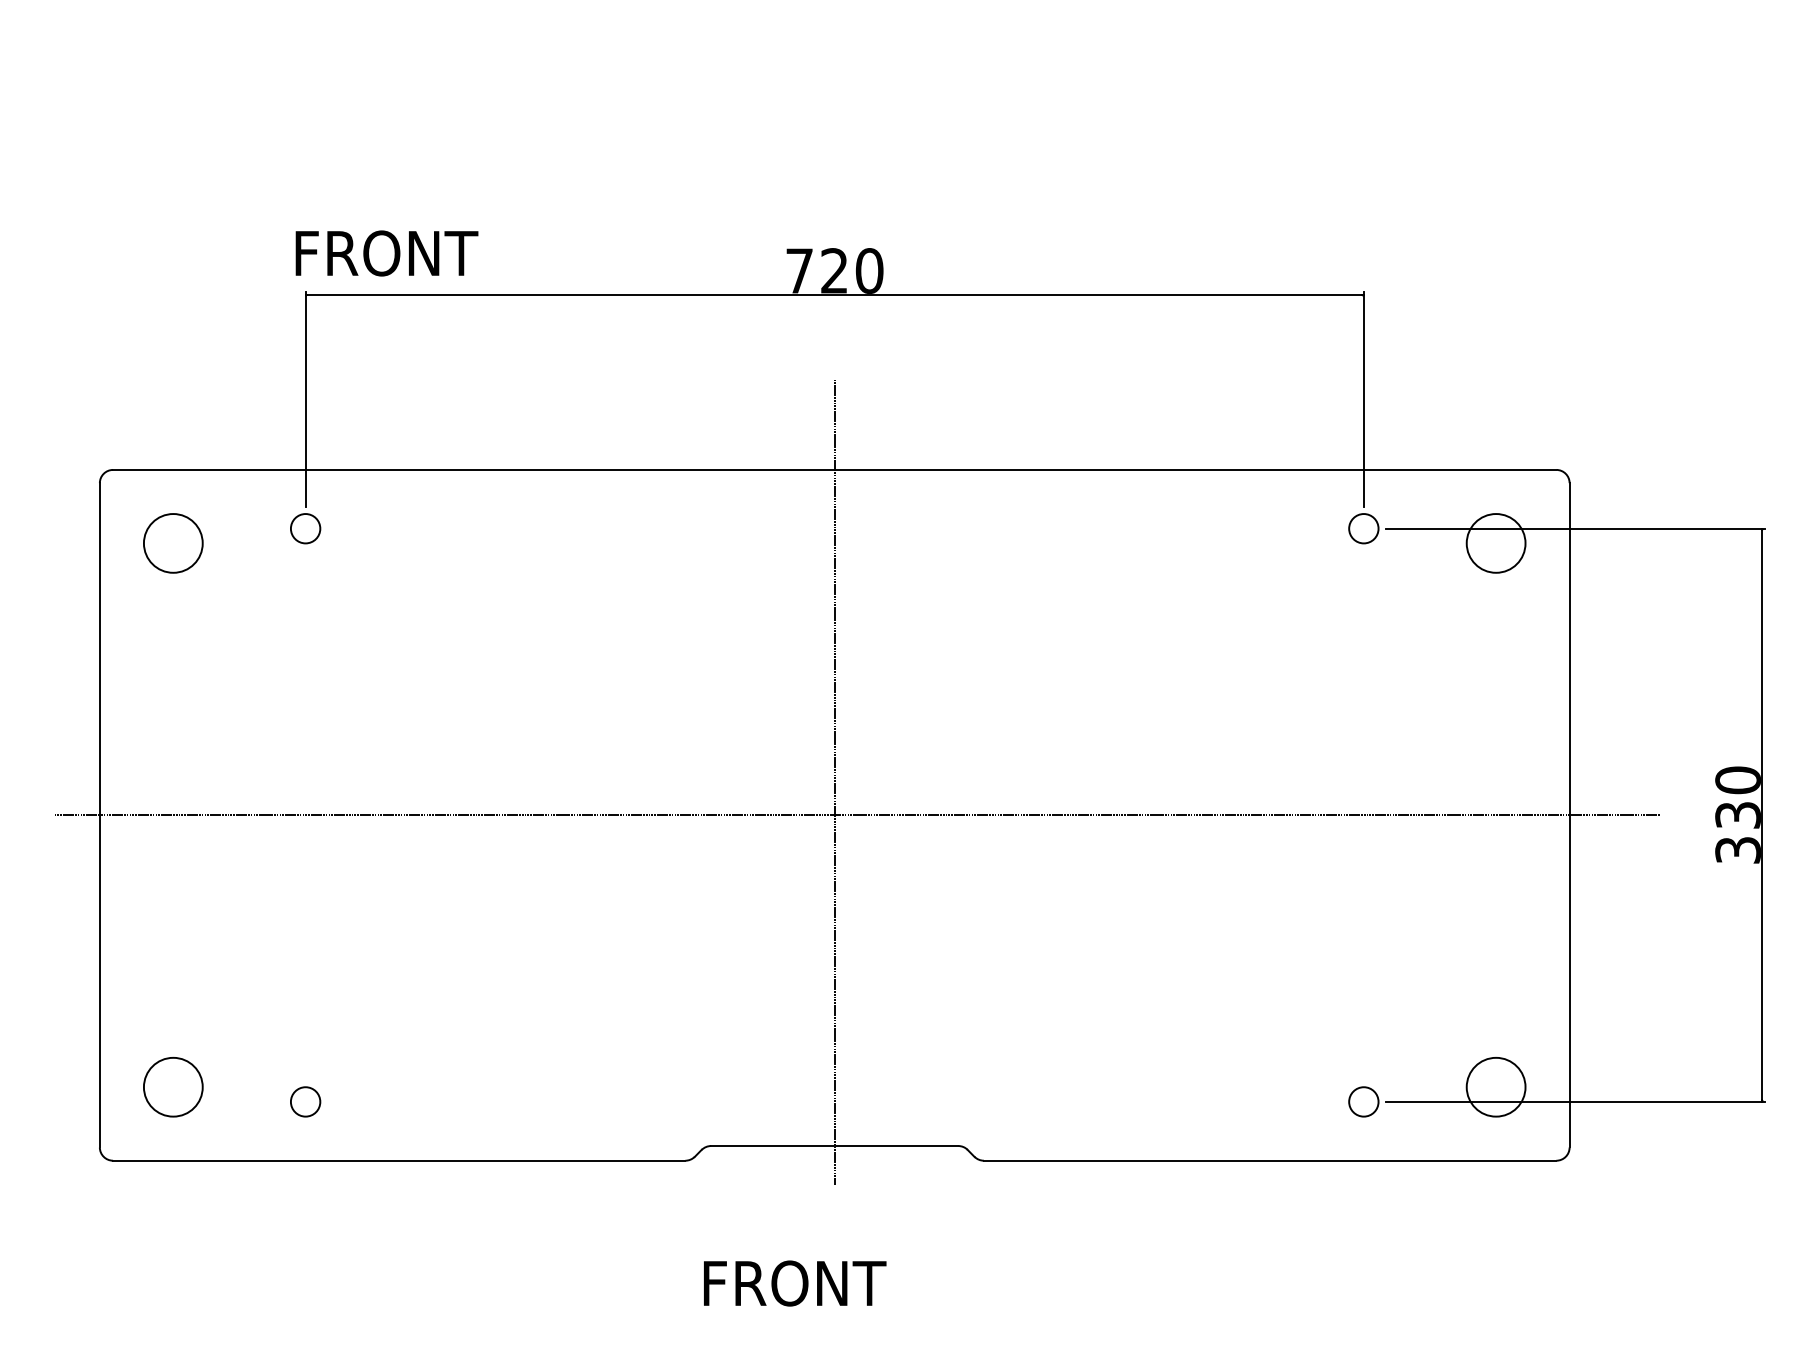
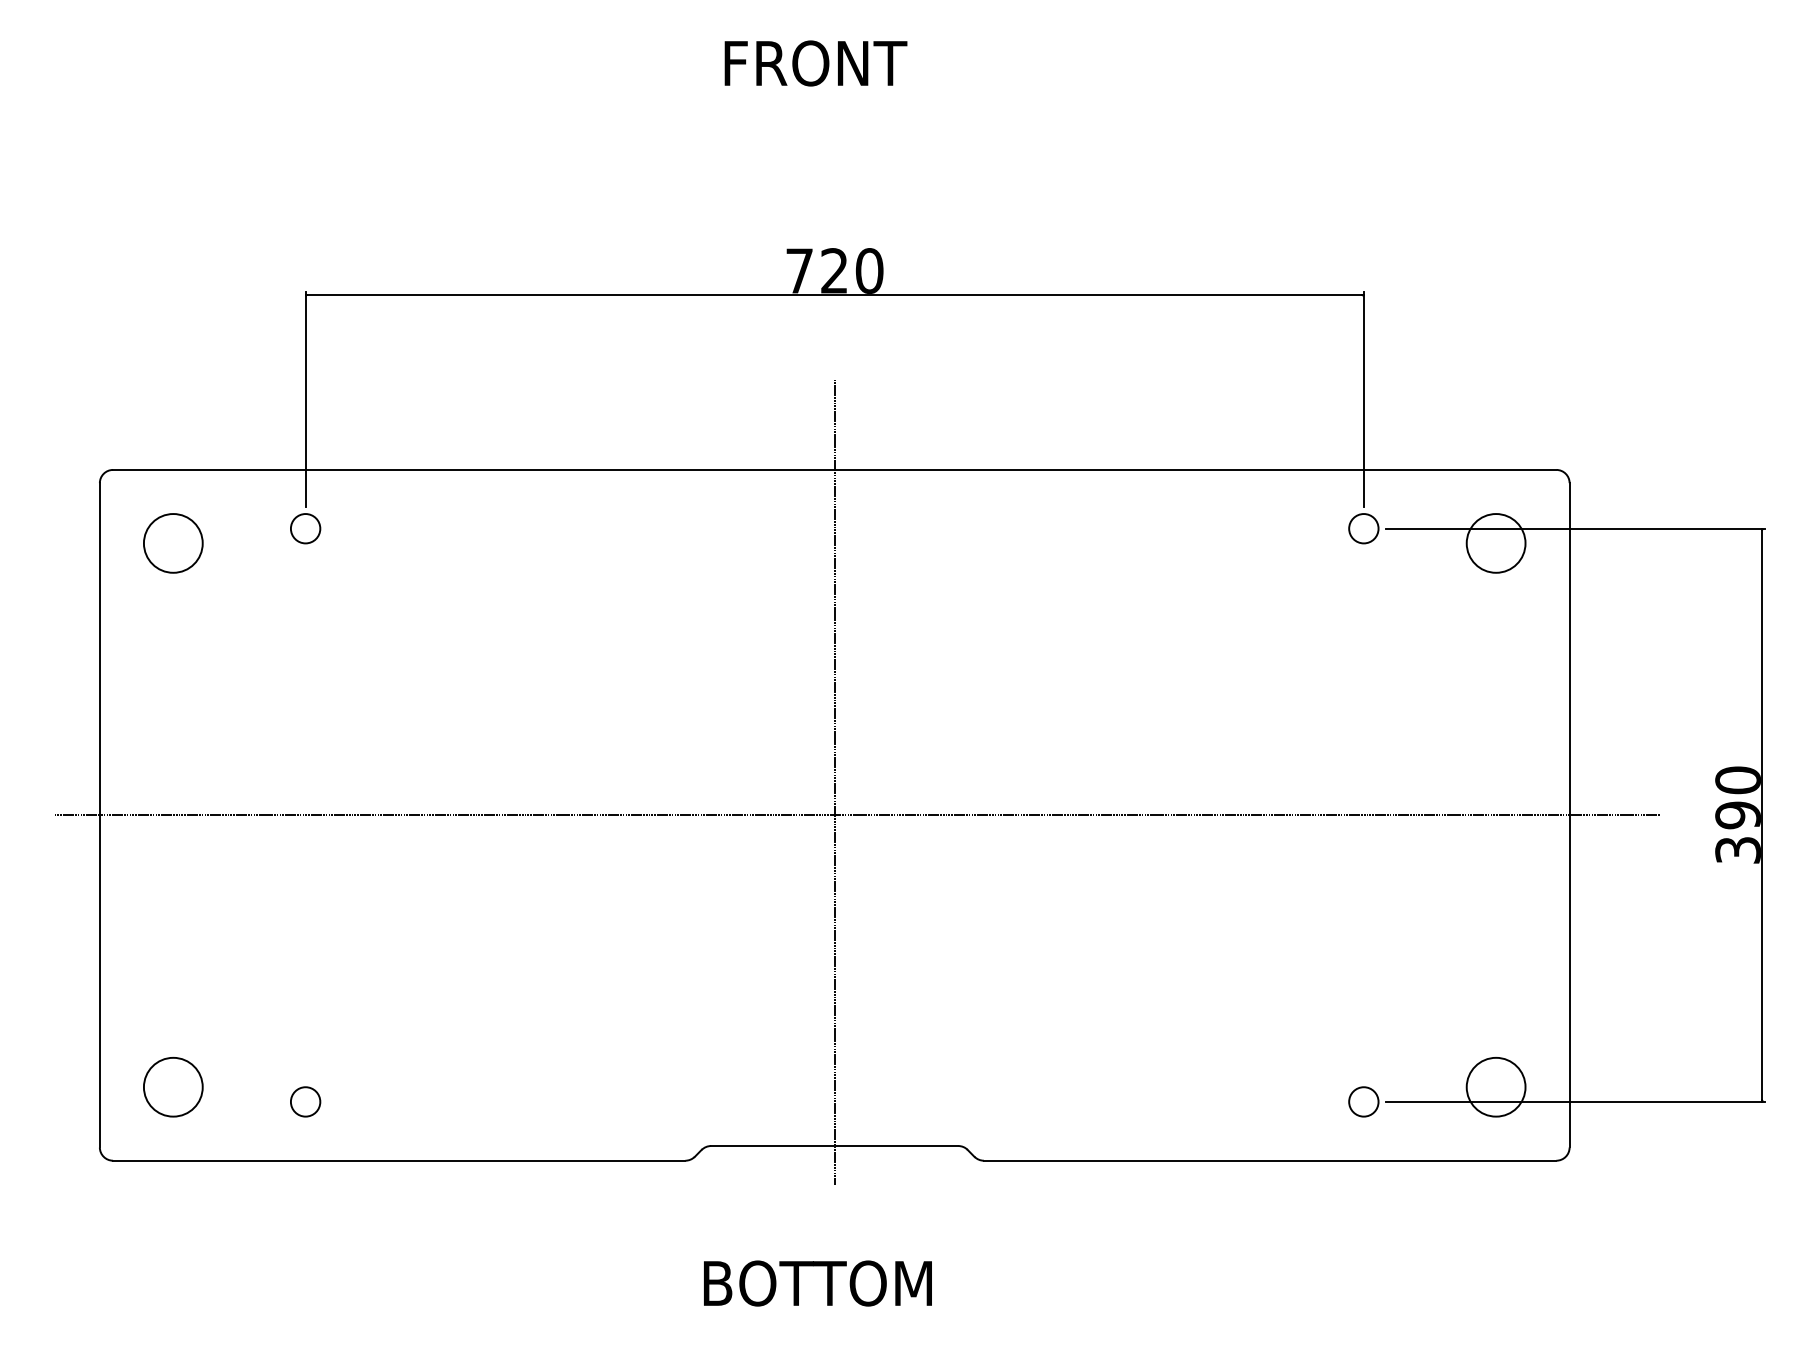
text position: (386, 253) -> (815, 63) (815, 63)
text: 330 -> 390 (1737, 815)
text: FRONT -> BOTTOM (820, 1283)
